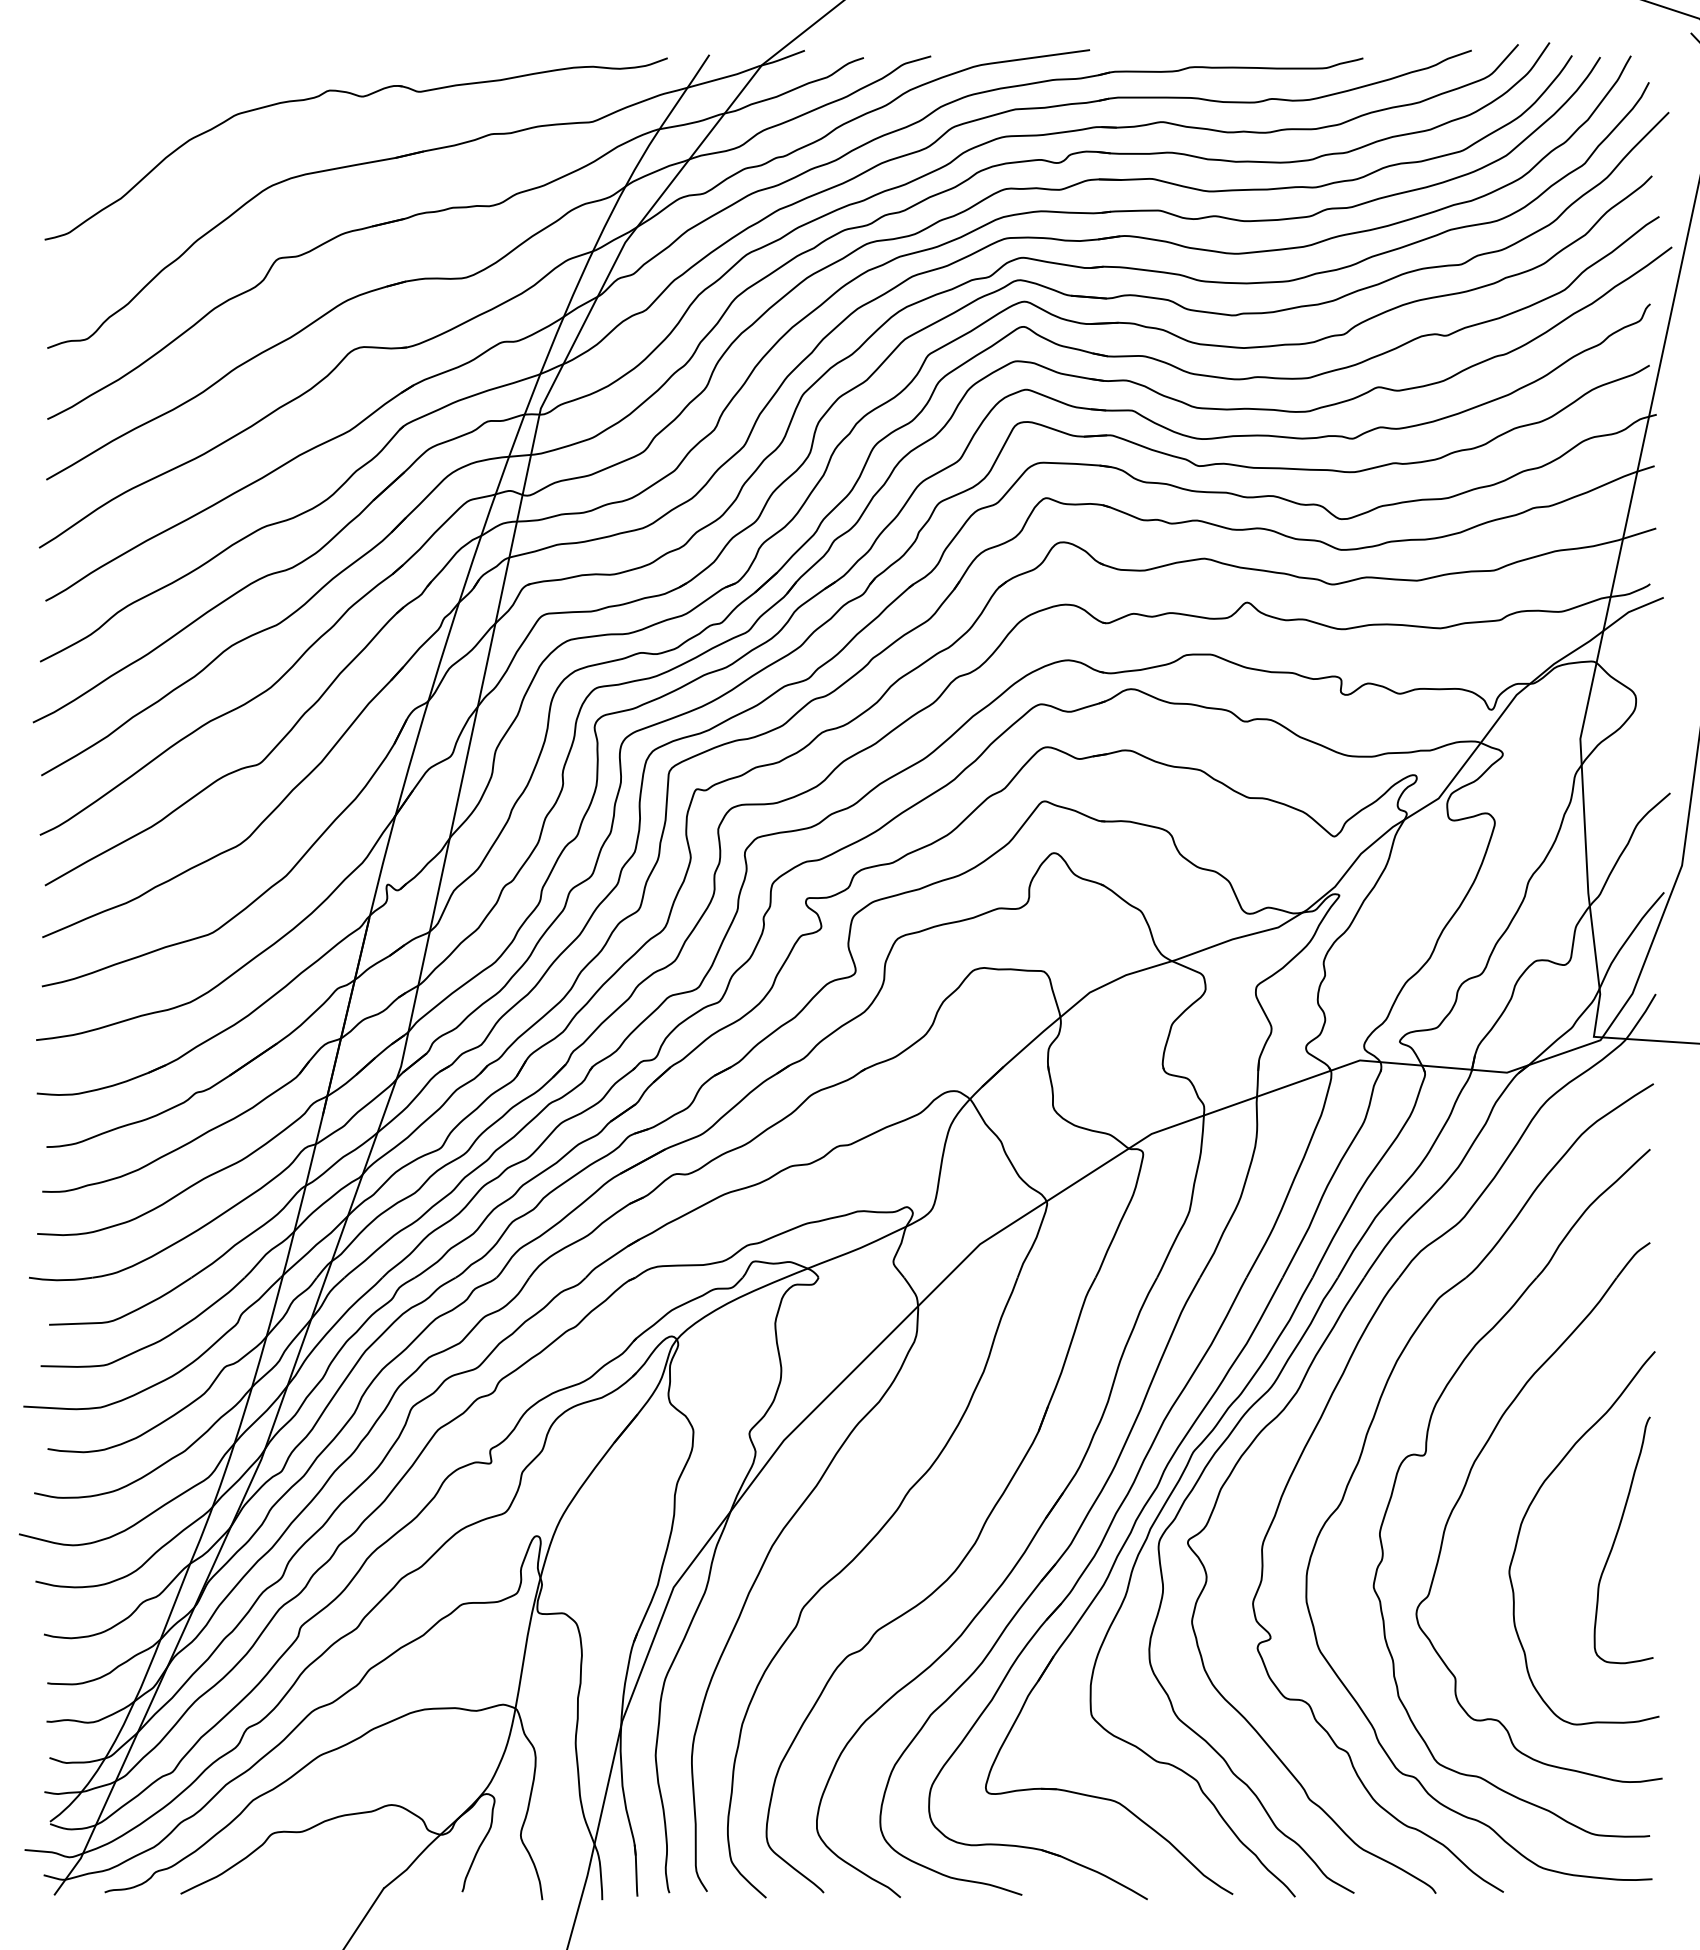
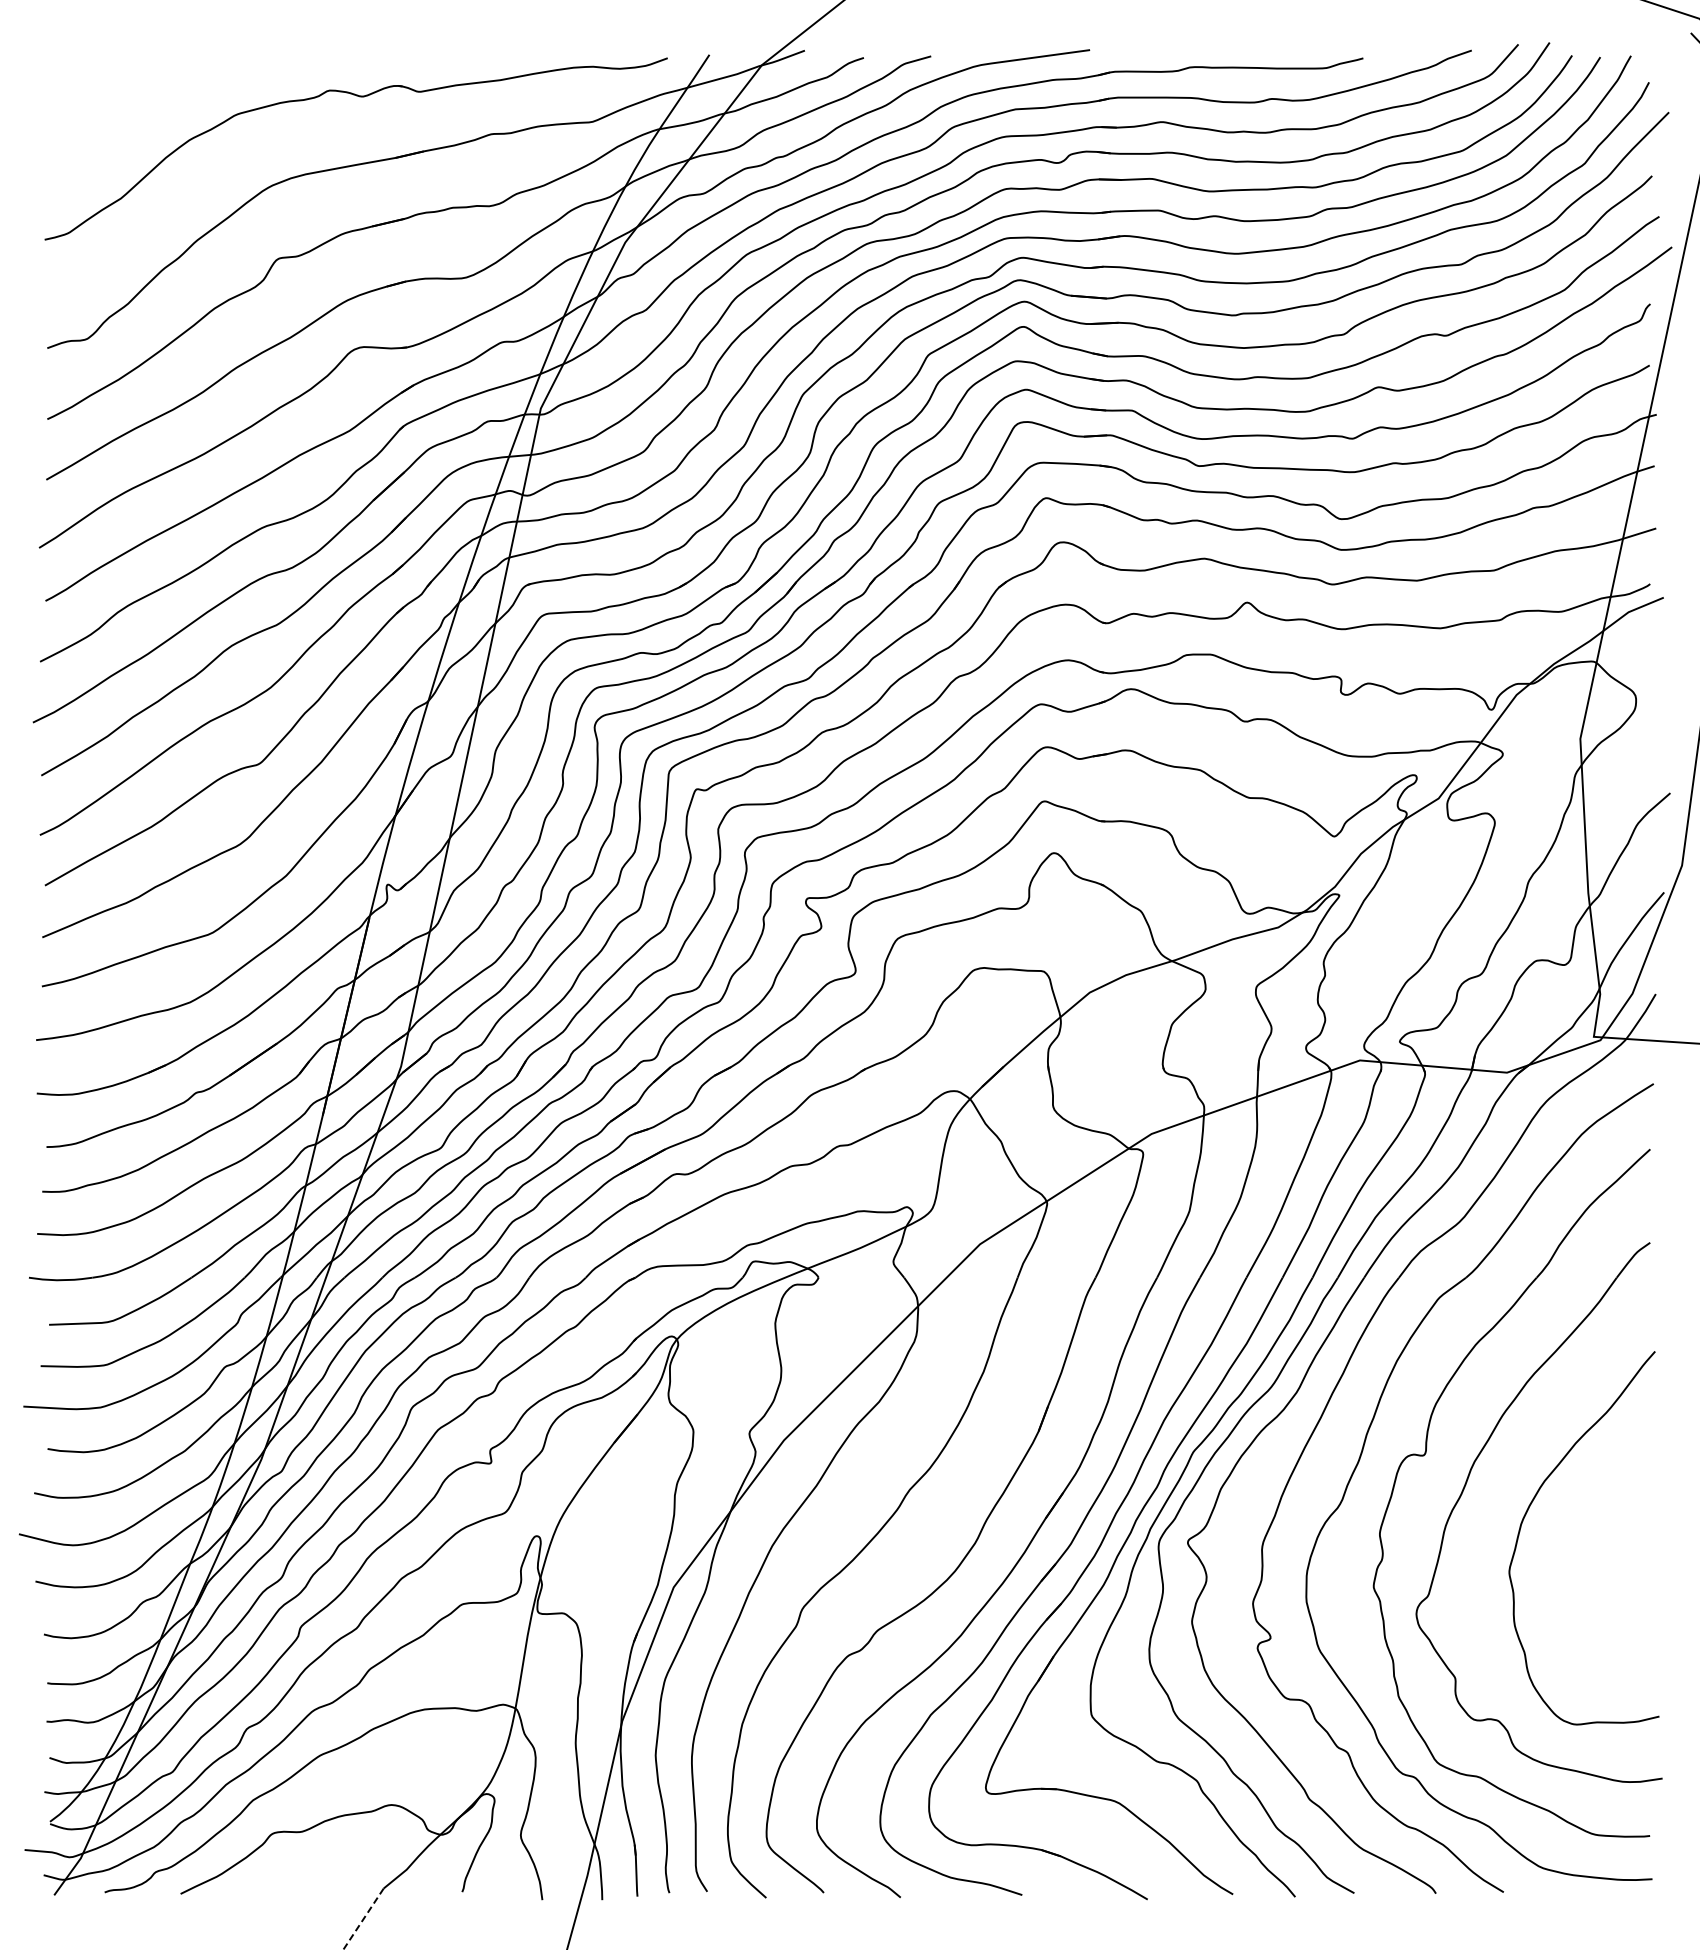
curve: present -> none (1616, 1538)
line: solid -> dashed (363, 1919)
